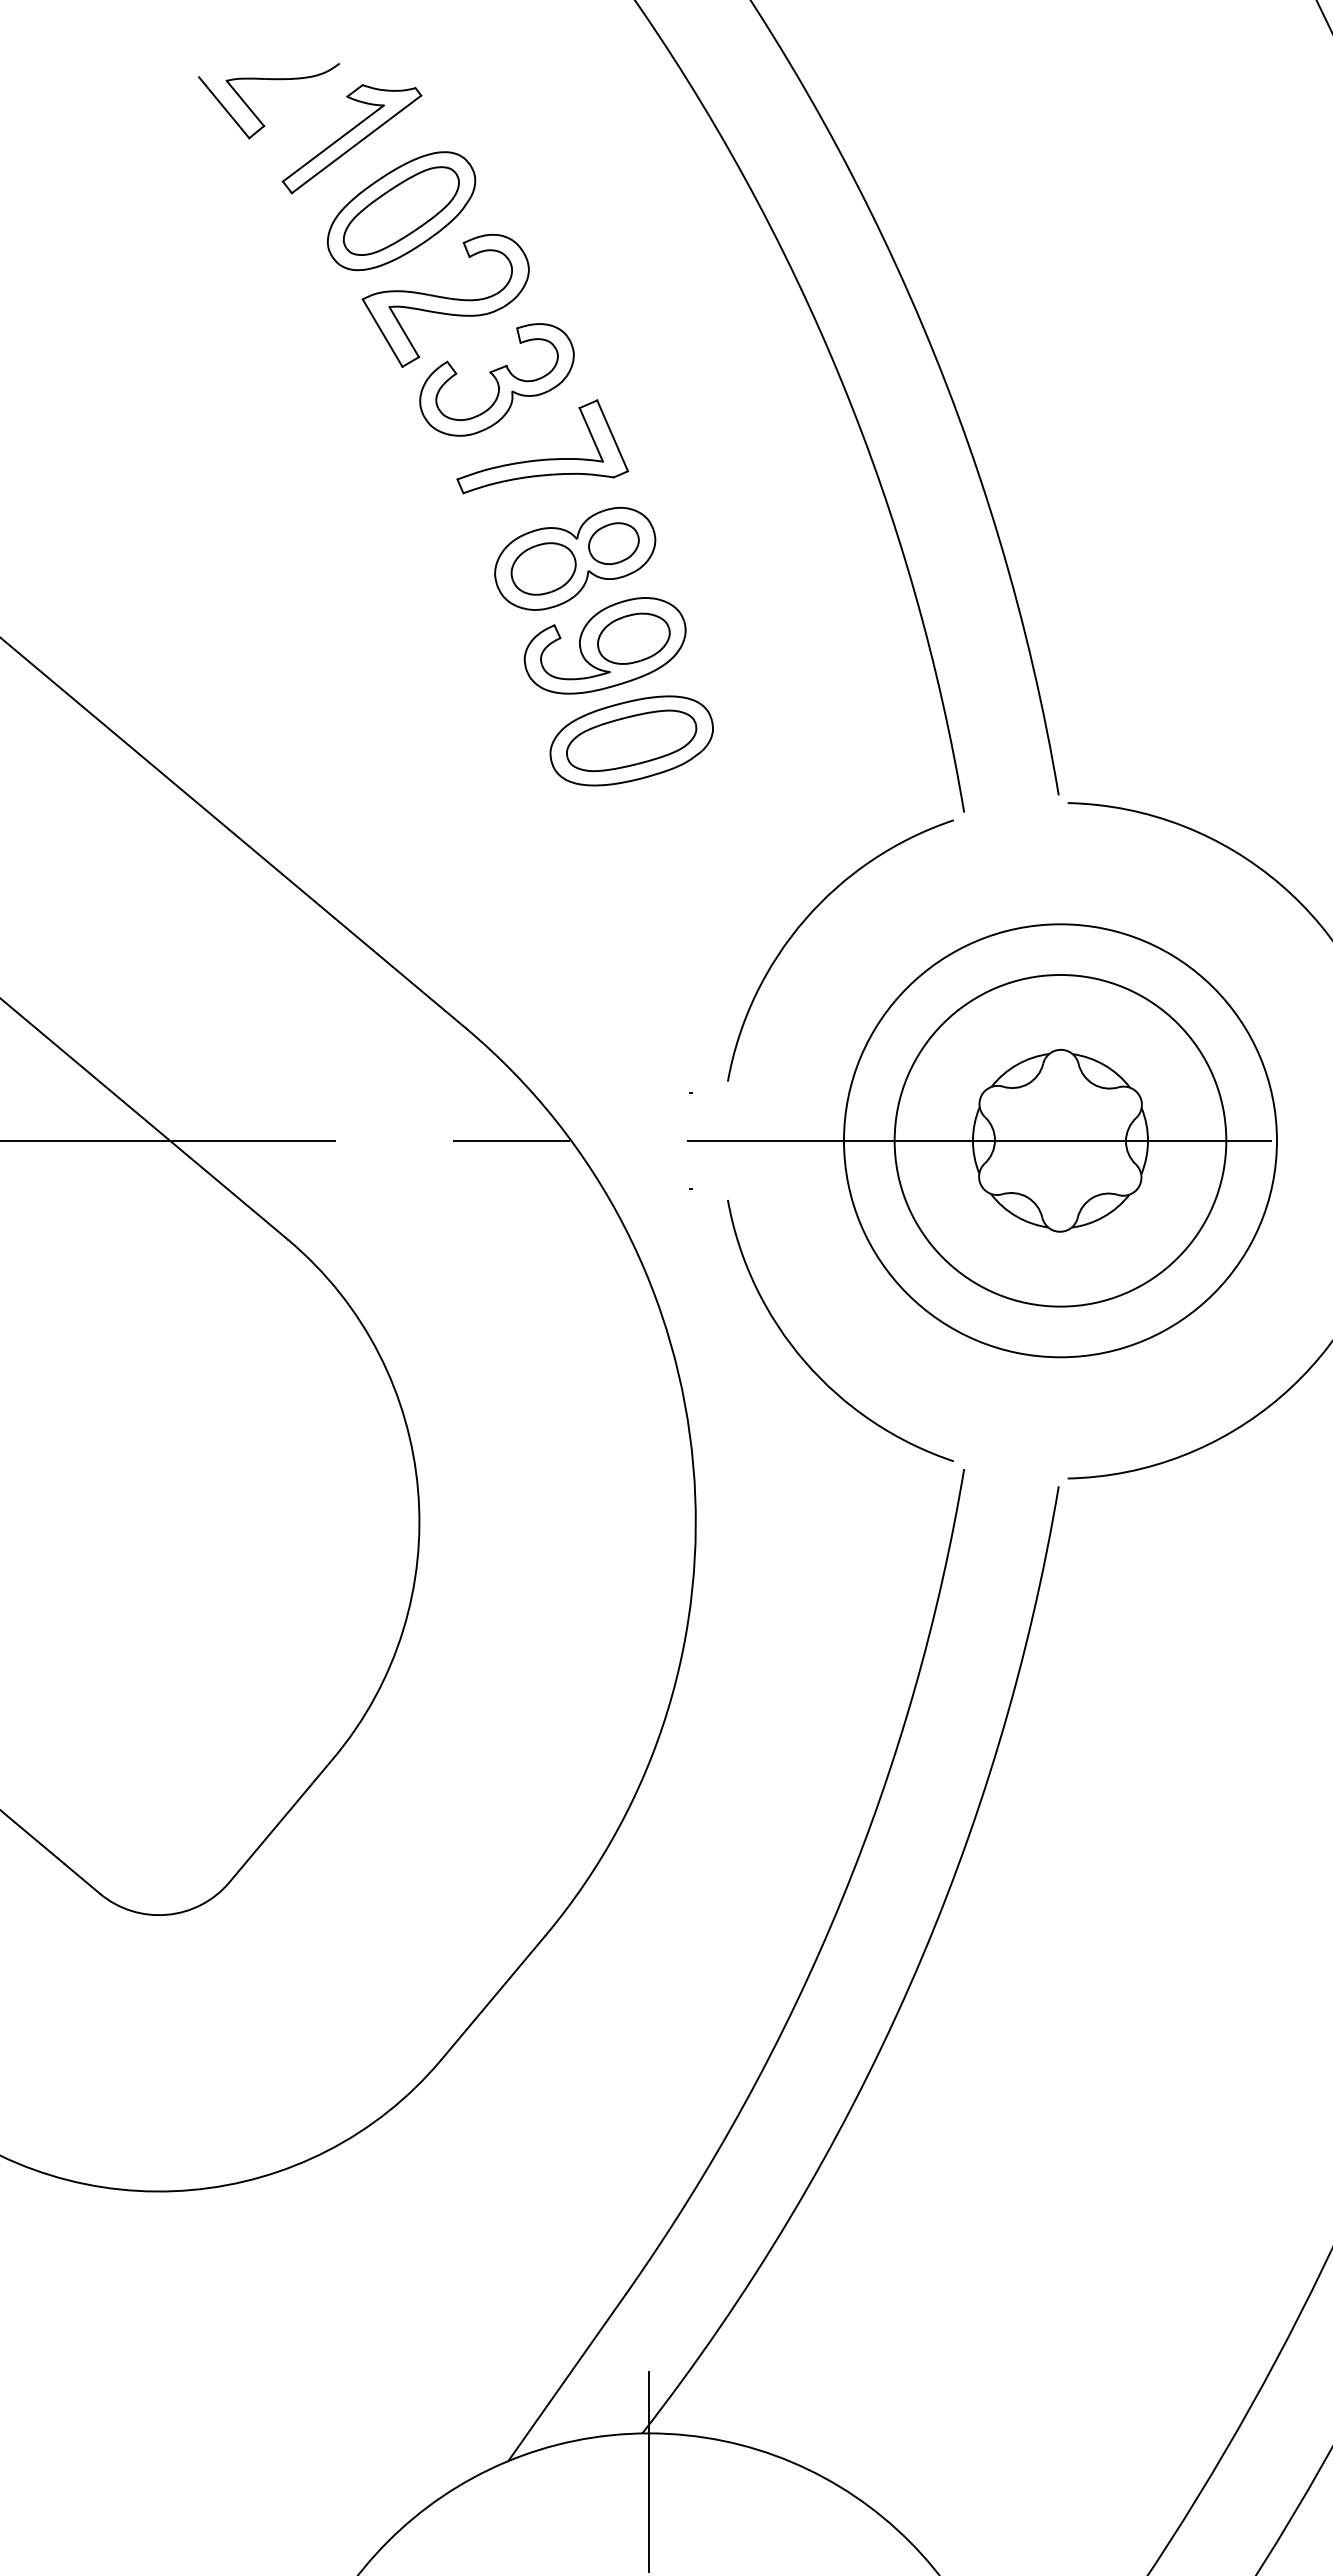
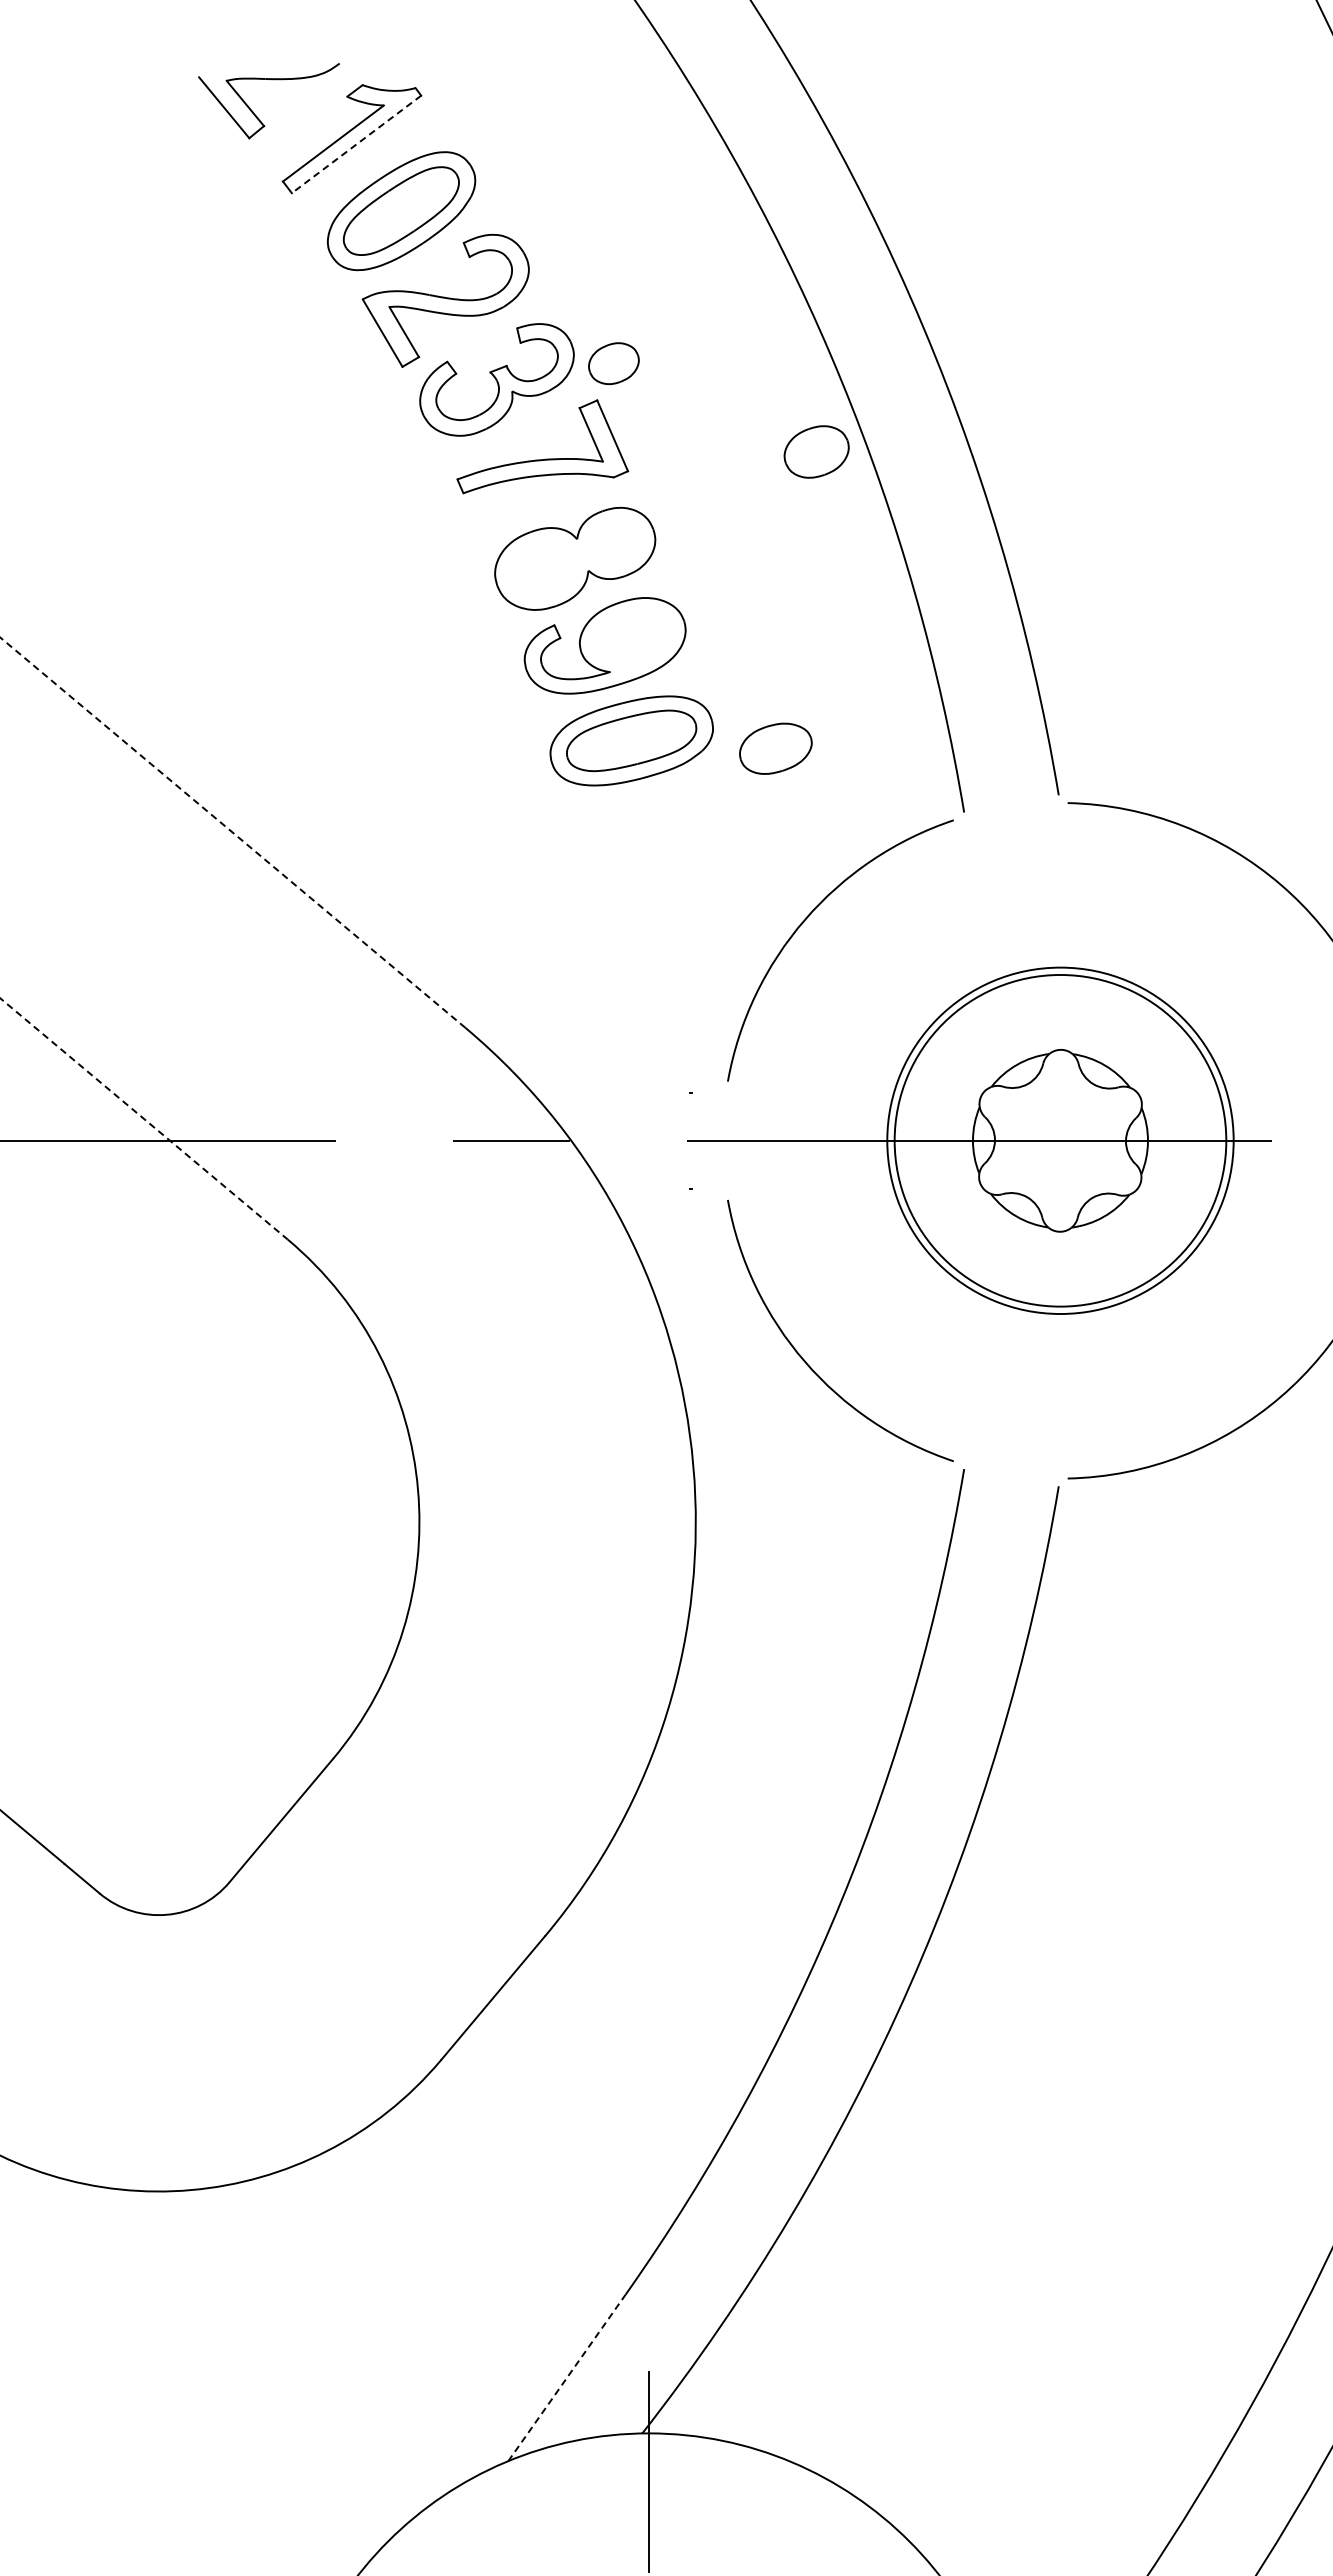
line: solid -> dashed (356, 144)
part position: (613, 543) -> (613, 363) (613, 363)
part position: (543, 568) -> (816, 451) (816, 451)
part position: (633, 638) -> (775, 748) (775, 748)
line: solid -> dashed (232, 832)
line: solid -> dashed (144, 1119)
circle diameter: 433 px -> 346 px (1060, 1140)
line: solid -> dashed (566, 2377)
